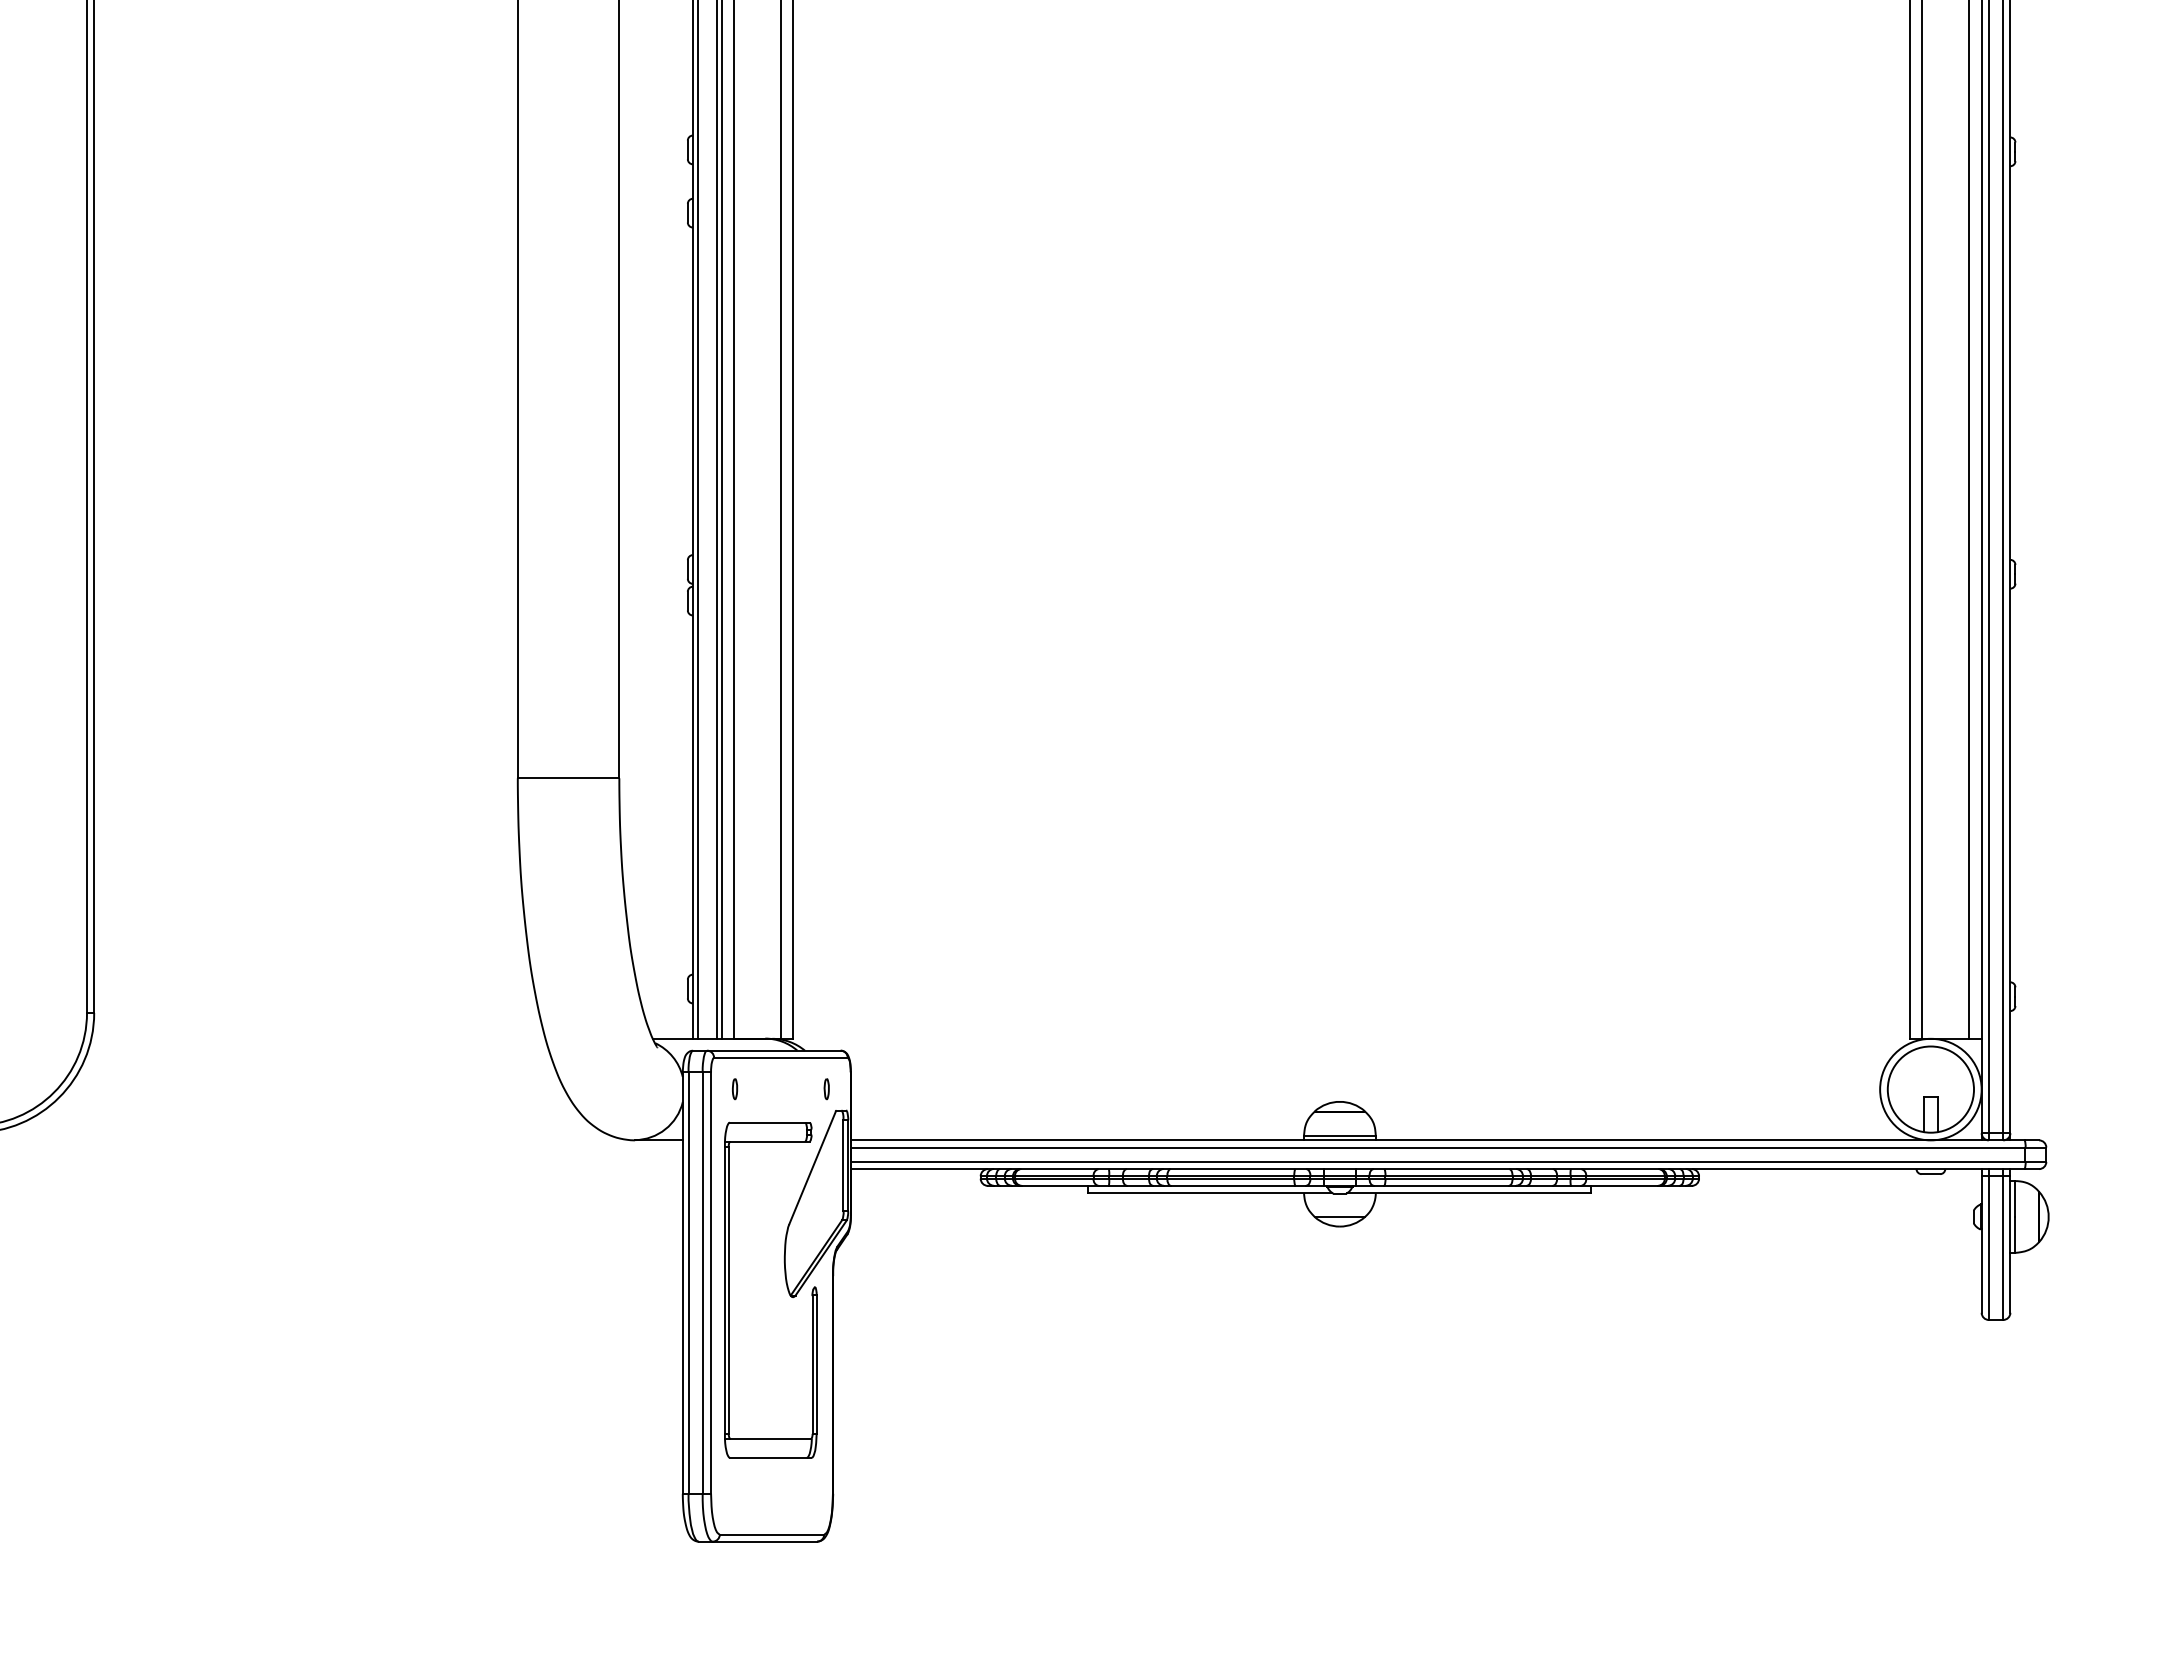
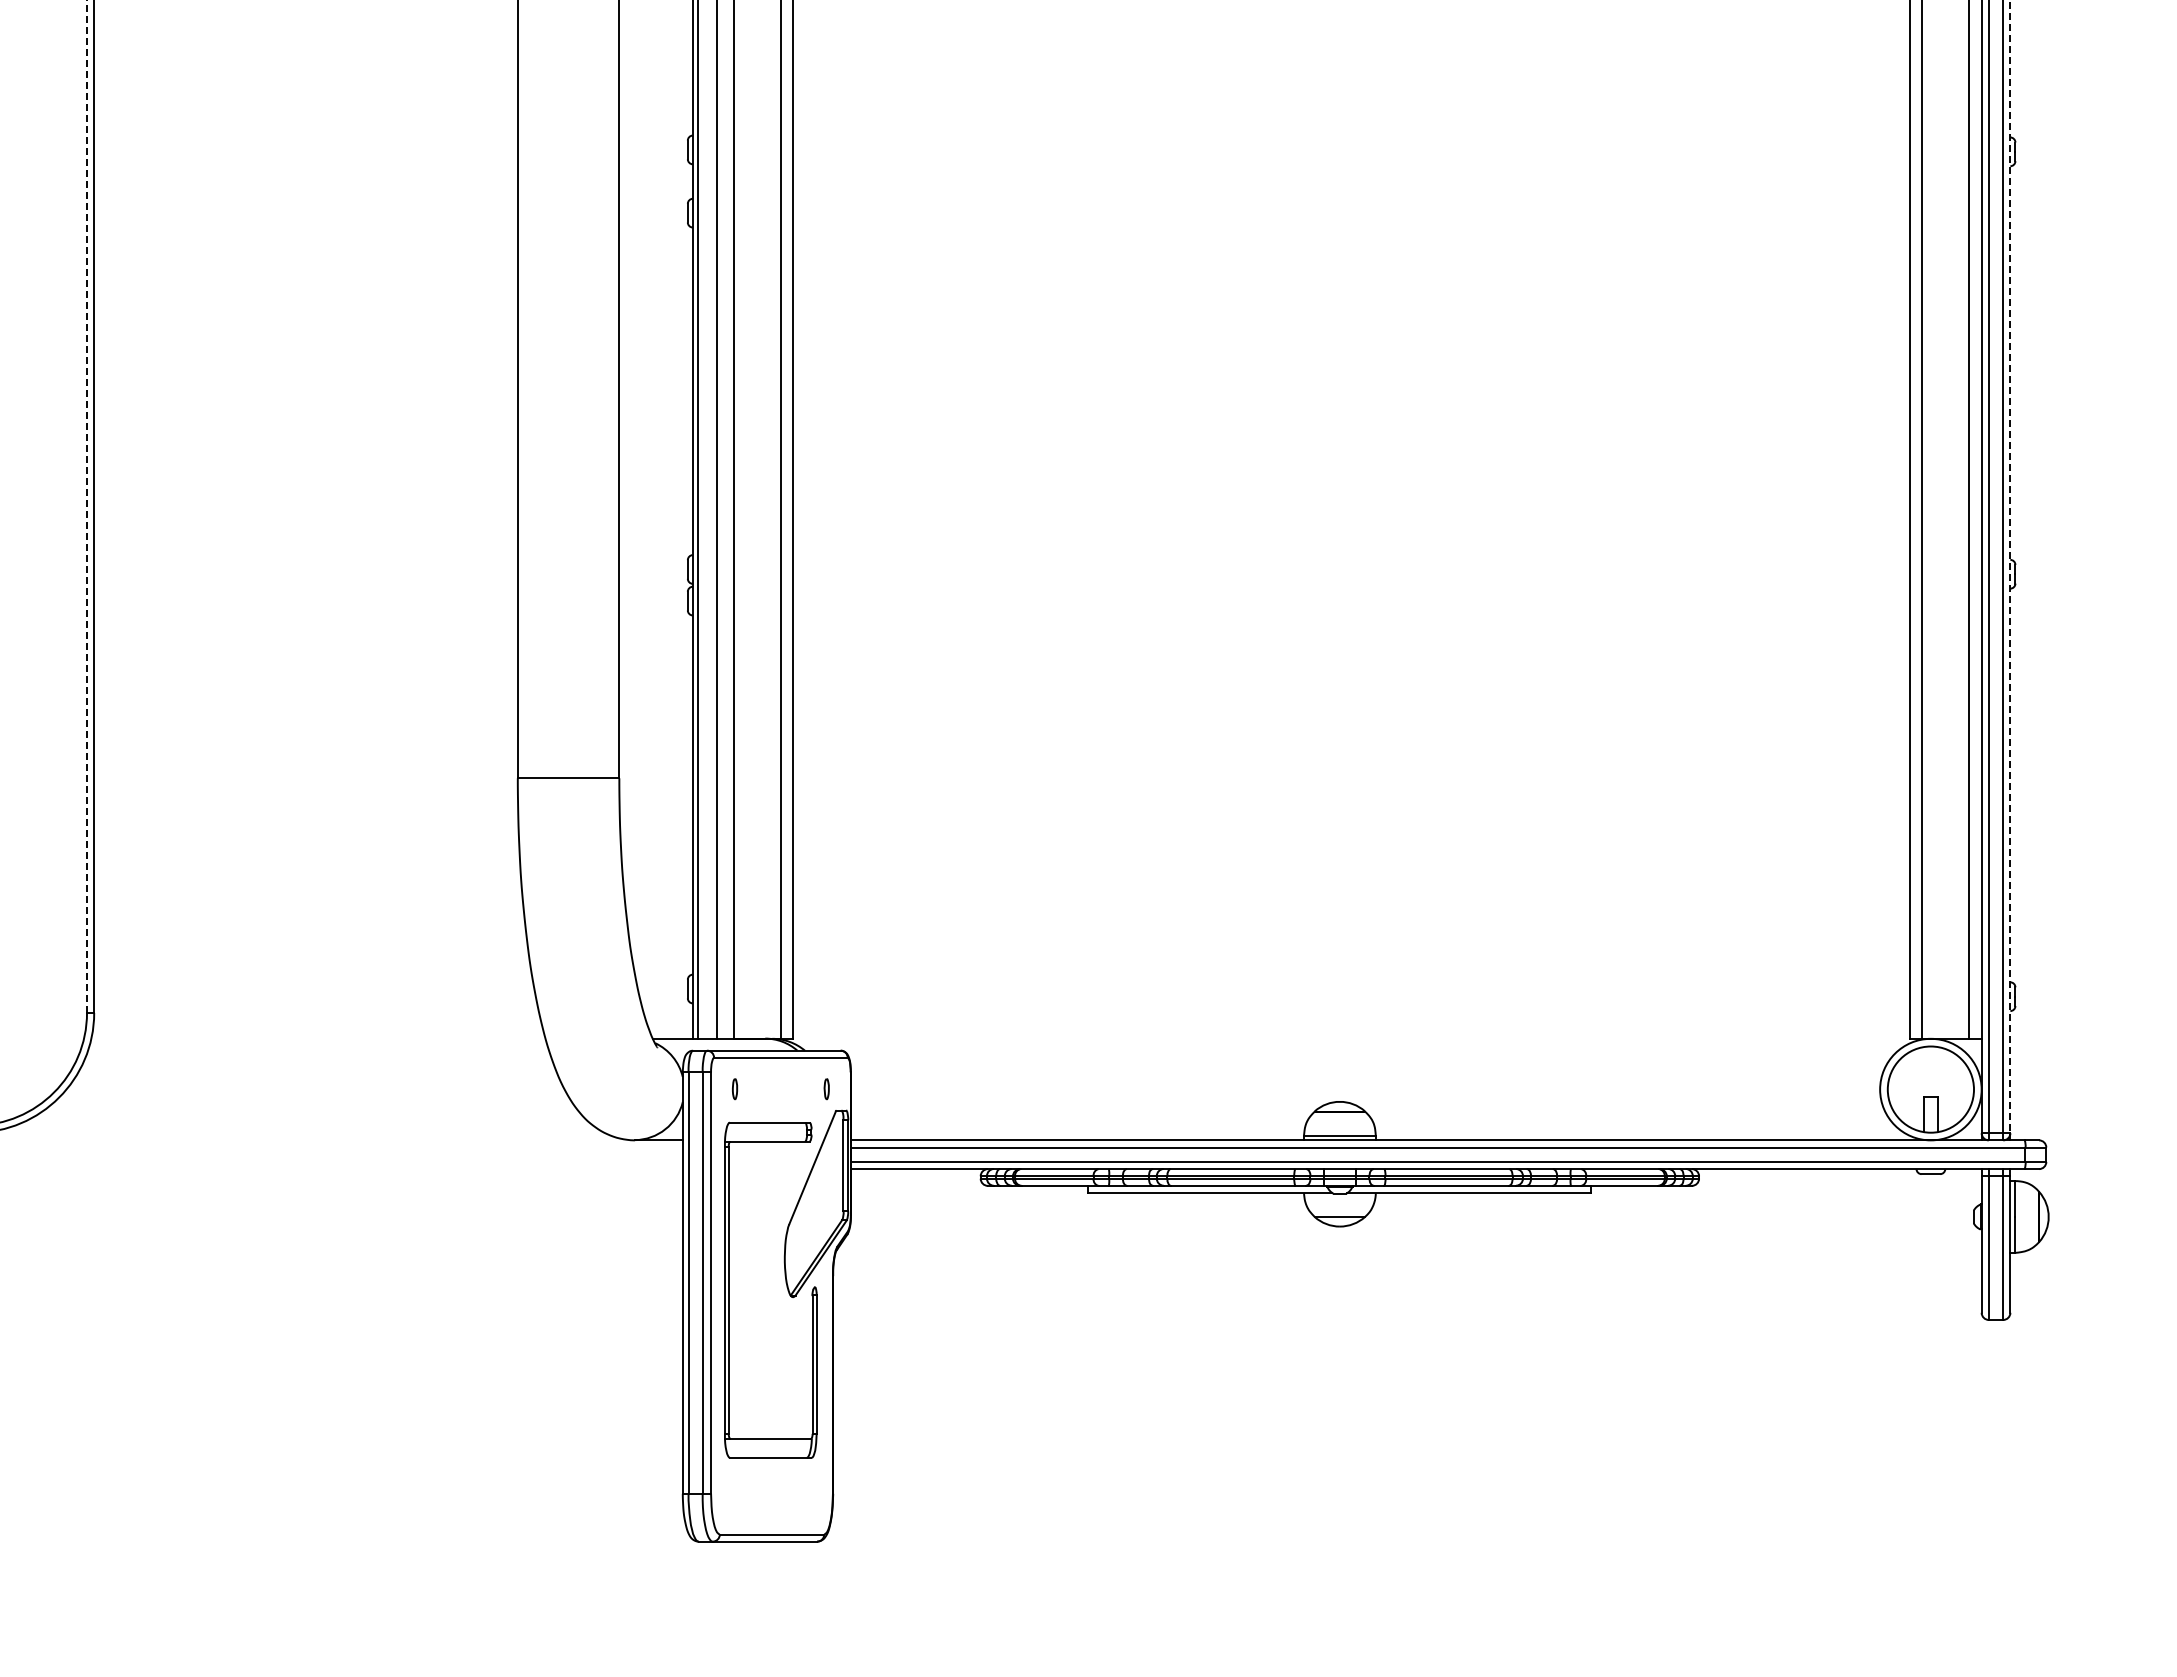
line: solid -> dashed (87, 506)
line: present -> none (721, 520)
line: solid -> dashed (2010, 567)
